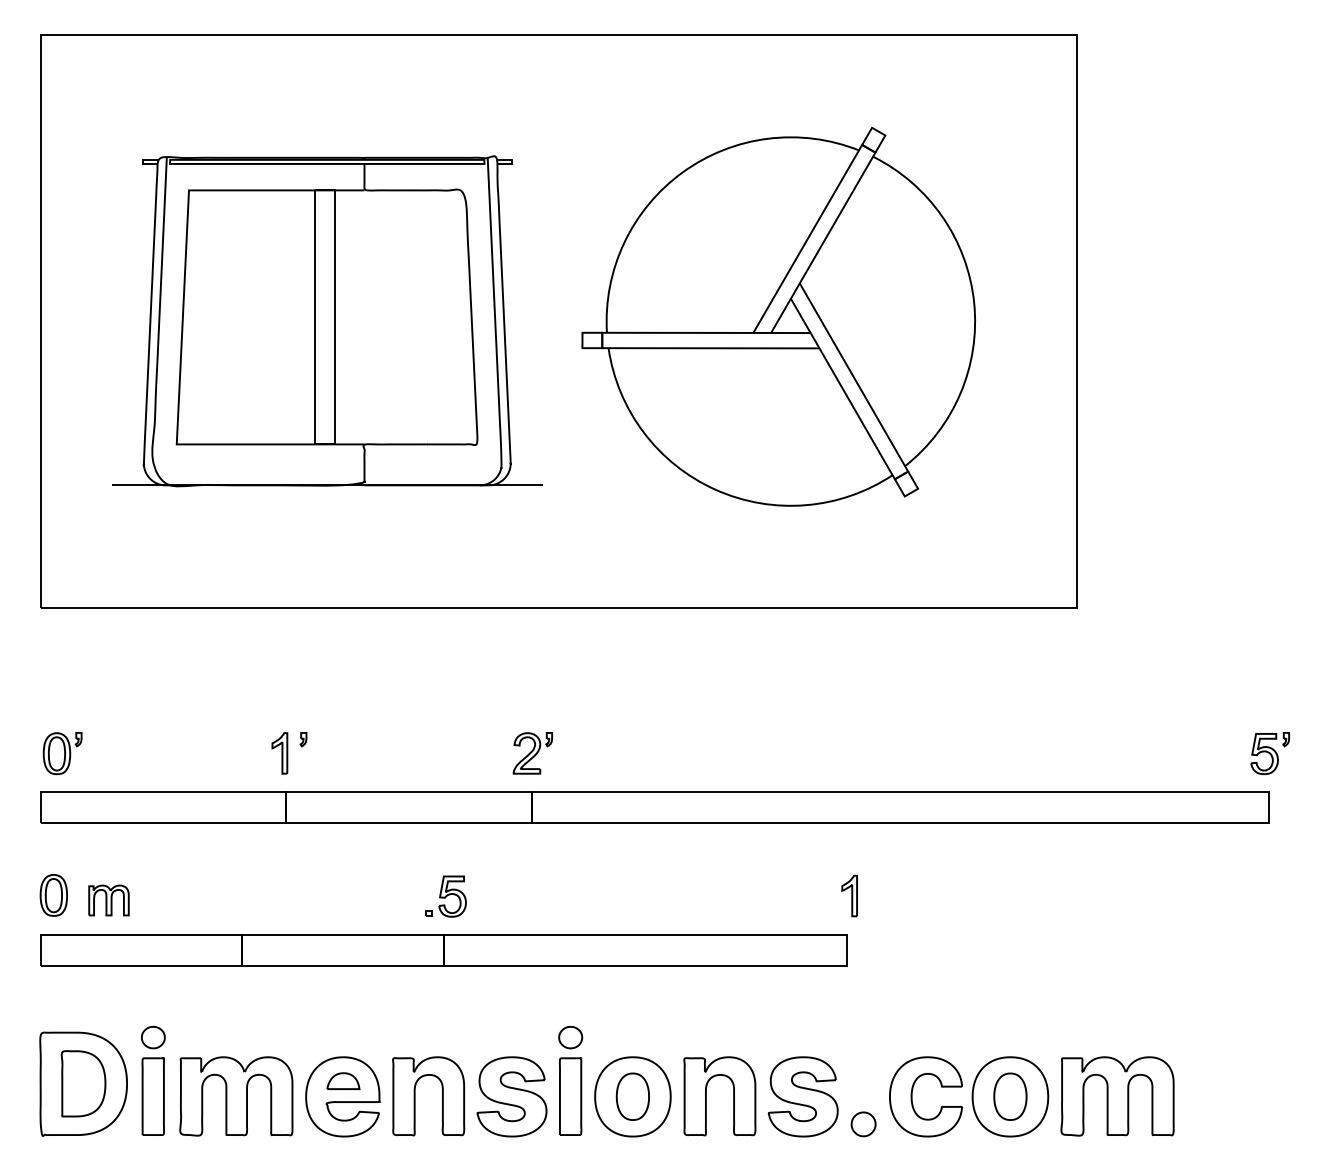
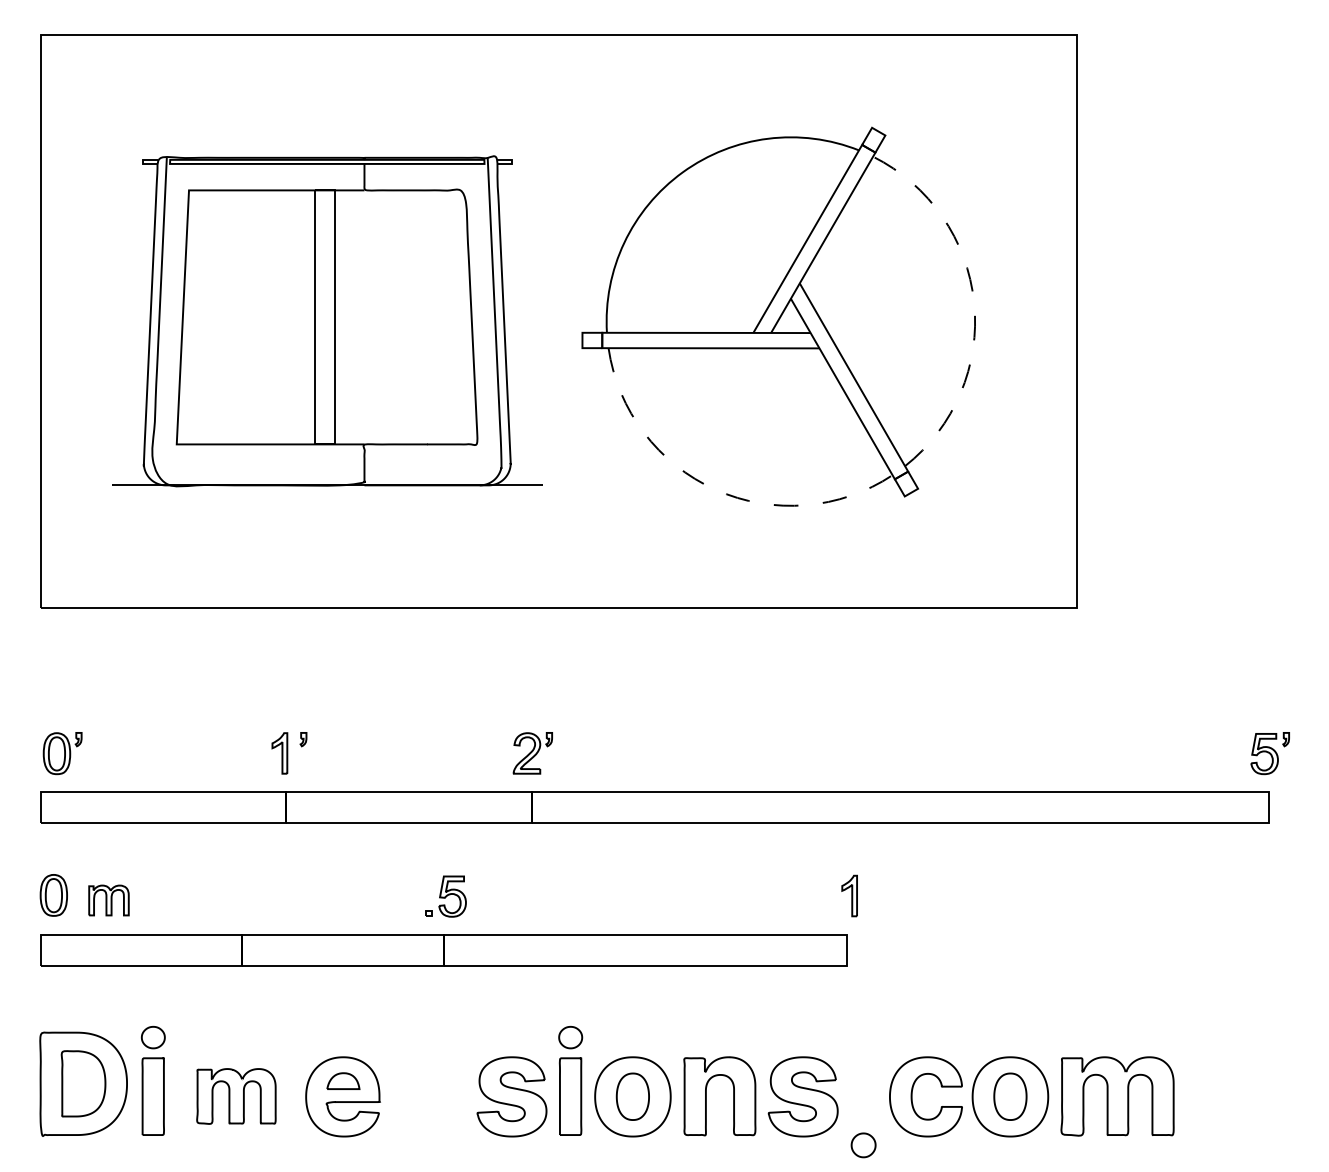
arc: solid -> dashed (974, 302)
arc: solid -> dashed (715, 489)
part size: 115x81 px -> 81x57 px (236, 1096)
part: present -> none (415, 1096)
part position: (863, 1124) -> (863, 1145) (863, 1145)
